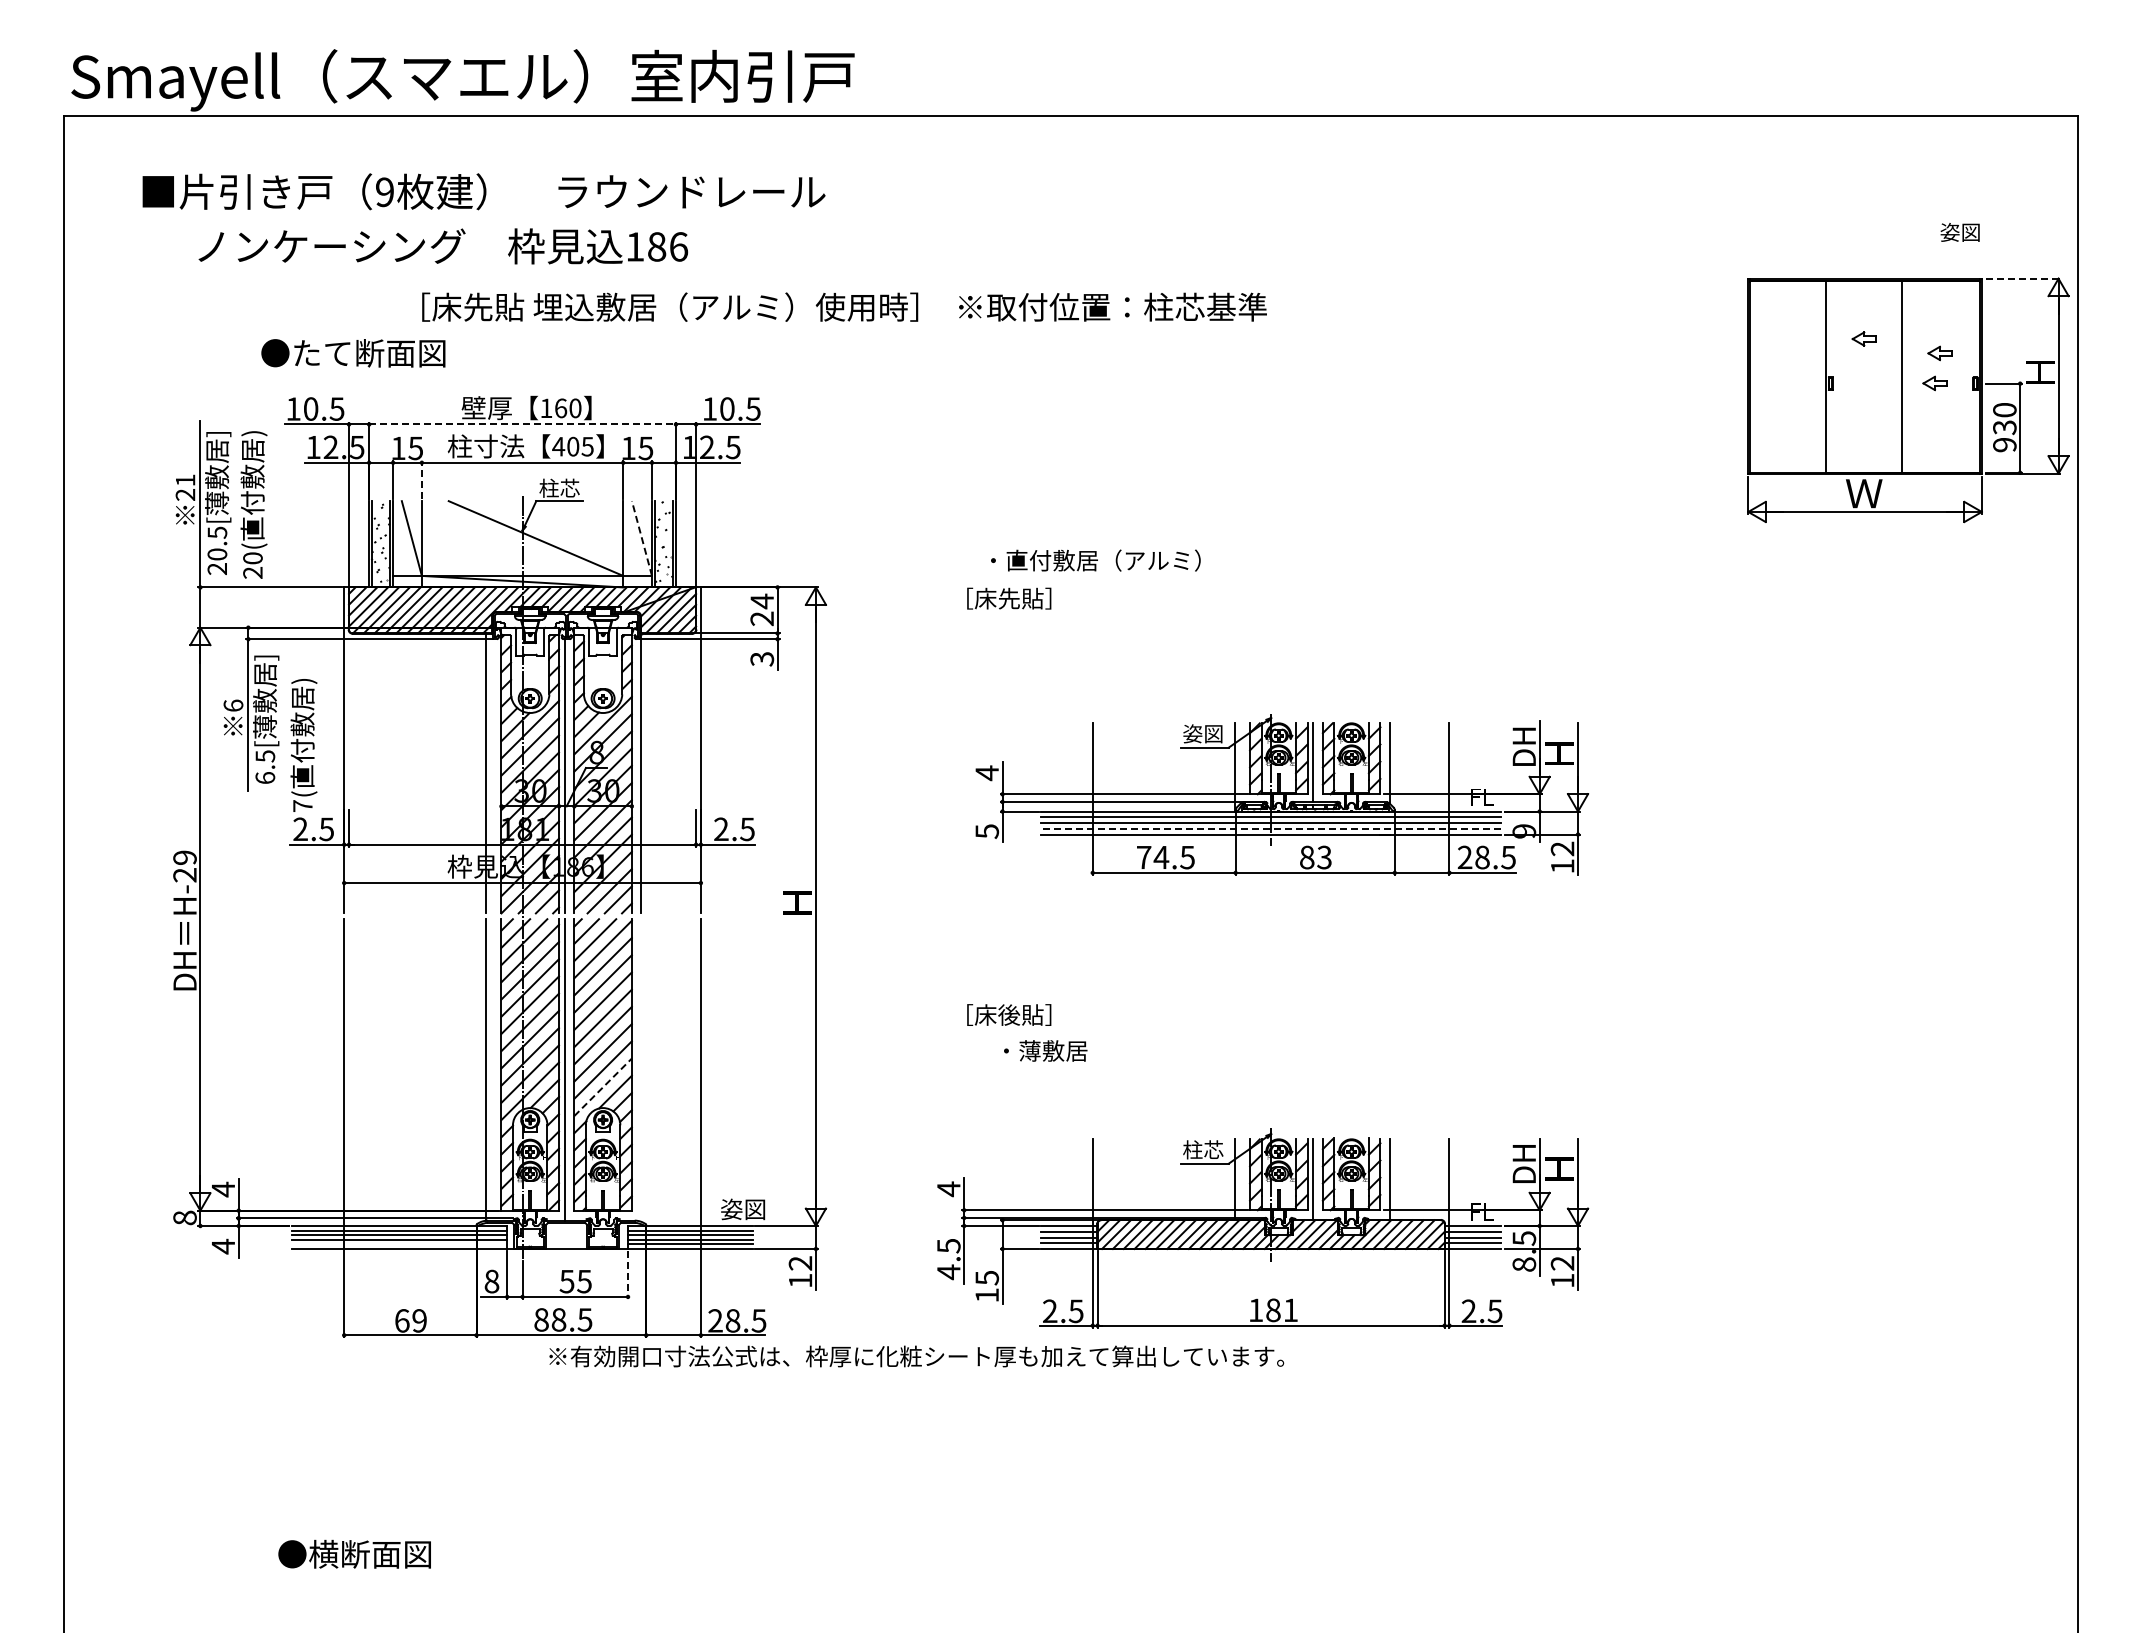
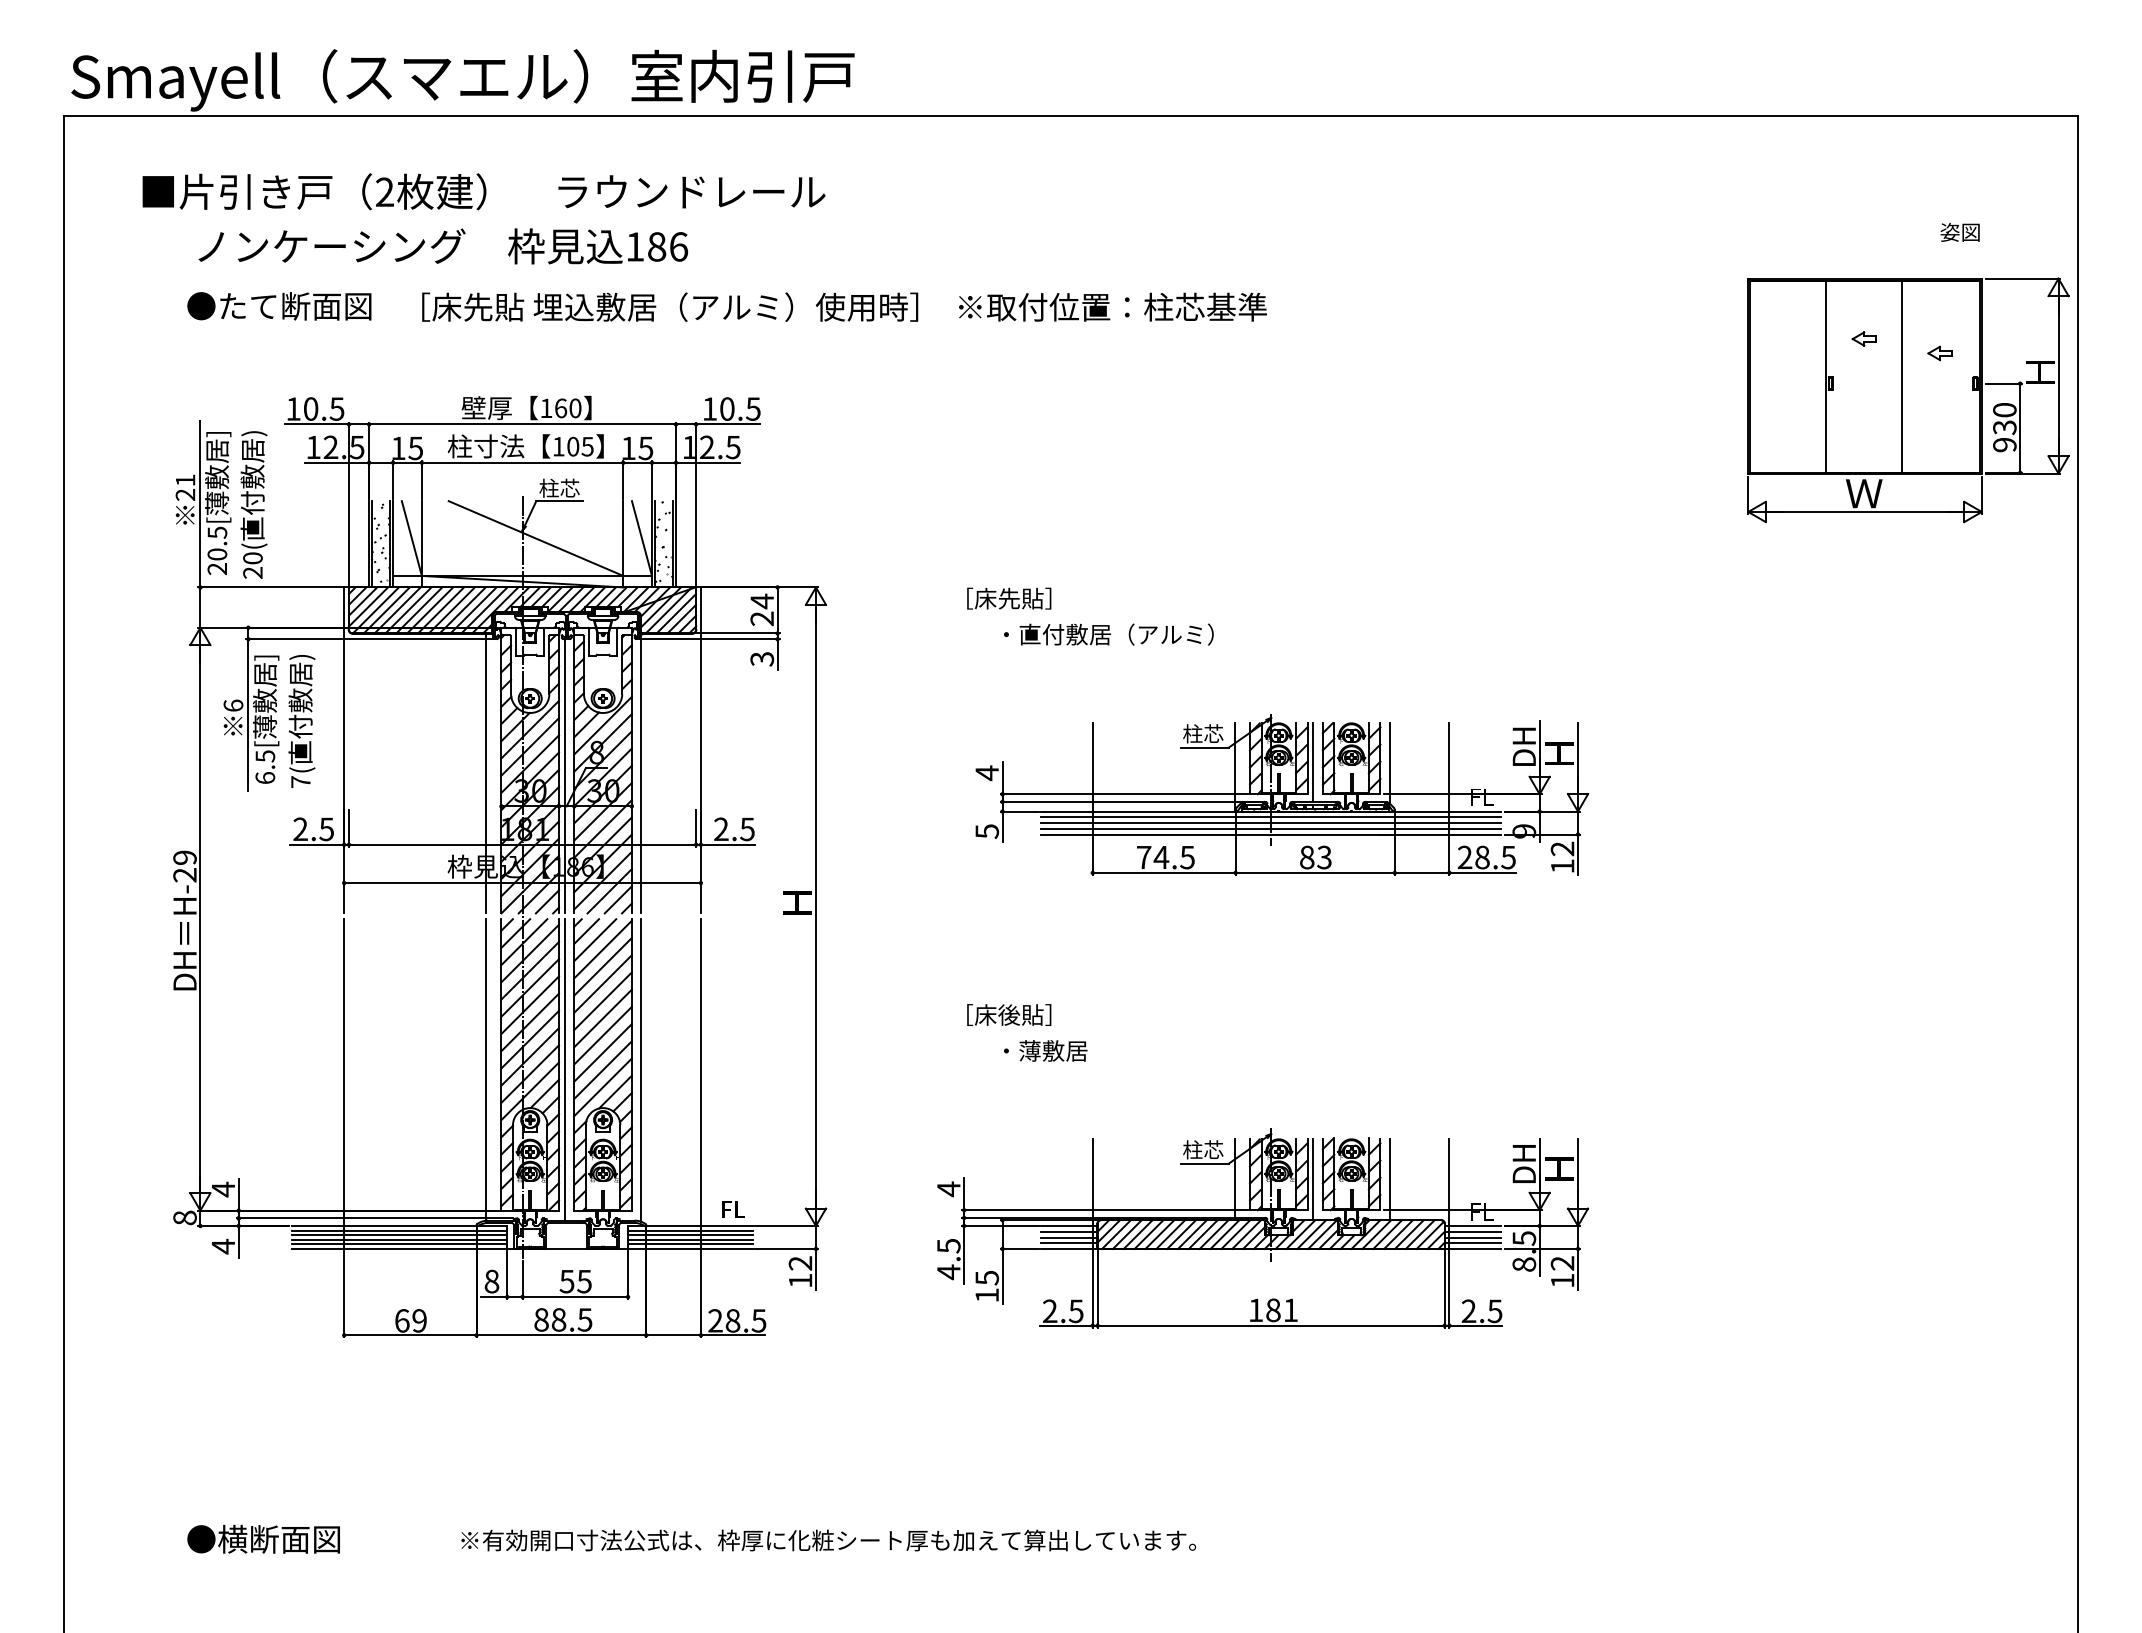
text: 9 -> 2 (384, 192)
line: dashed -> solid (2023, 278)
text position: (353, 353) -> (279, 306) (279, 306)
part: present -> none (1934, 383)
line: dashed -> solid (523, 424)
text: 405 -> 105 (558, 446)
line: dashed -> solid (421, 479)
line: dashed -> solid (641, 538)
text position: (1095, 560) -> (1108, 634) (1108, 634)
text: 姿図 -> 柱芯 (1203, 733)
text position: (303, 745) -> (301, 721) (301, 721)
line: dashed -> solid (1270, 828)
line: none -> present (641, 1070)
line: dashed -> solid (603, 1087)
text: 姿図 -> FL (743, 1209)
line: none -> present (399, 1244)
line: dashed -> solid (628, 1274)
text position: (916, 1356) -> (828, 1540) (828, 1540)
text position: (354, 1553) -> (263, 1538) (263, 1538)
